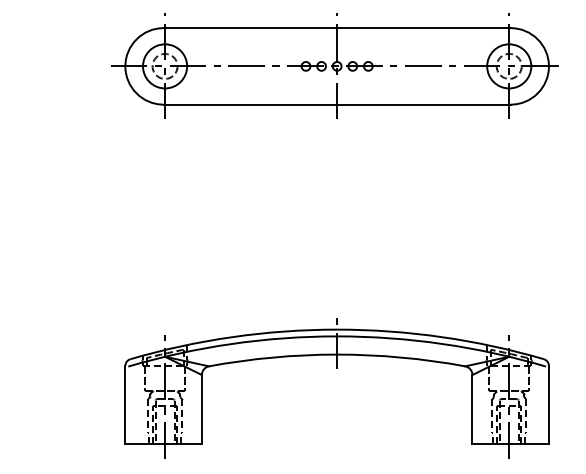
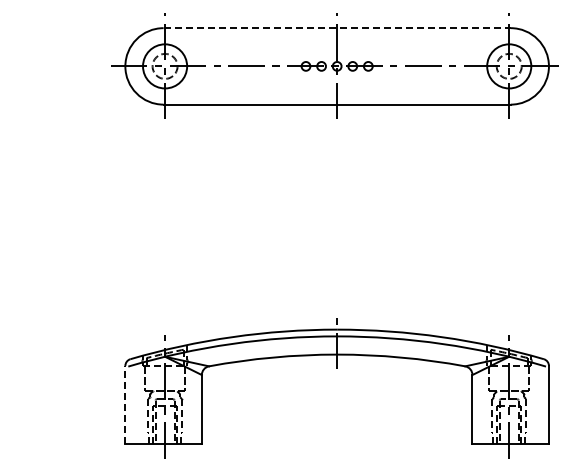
line: solid -> dashed (337, 28)
line: solid -> dashed (125, 404)
